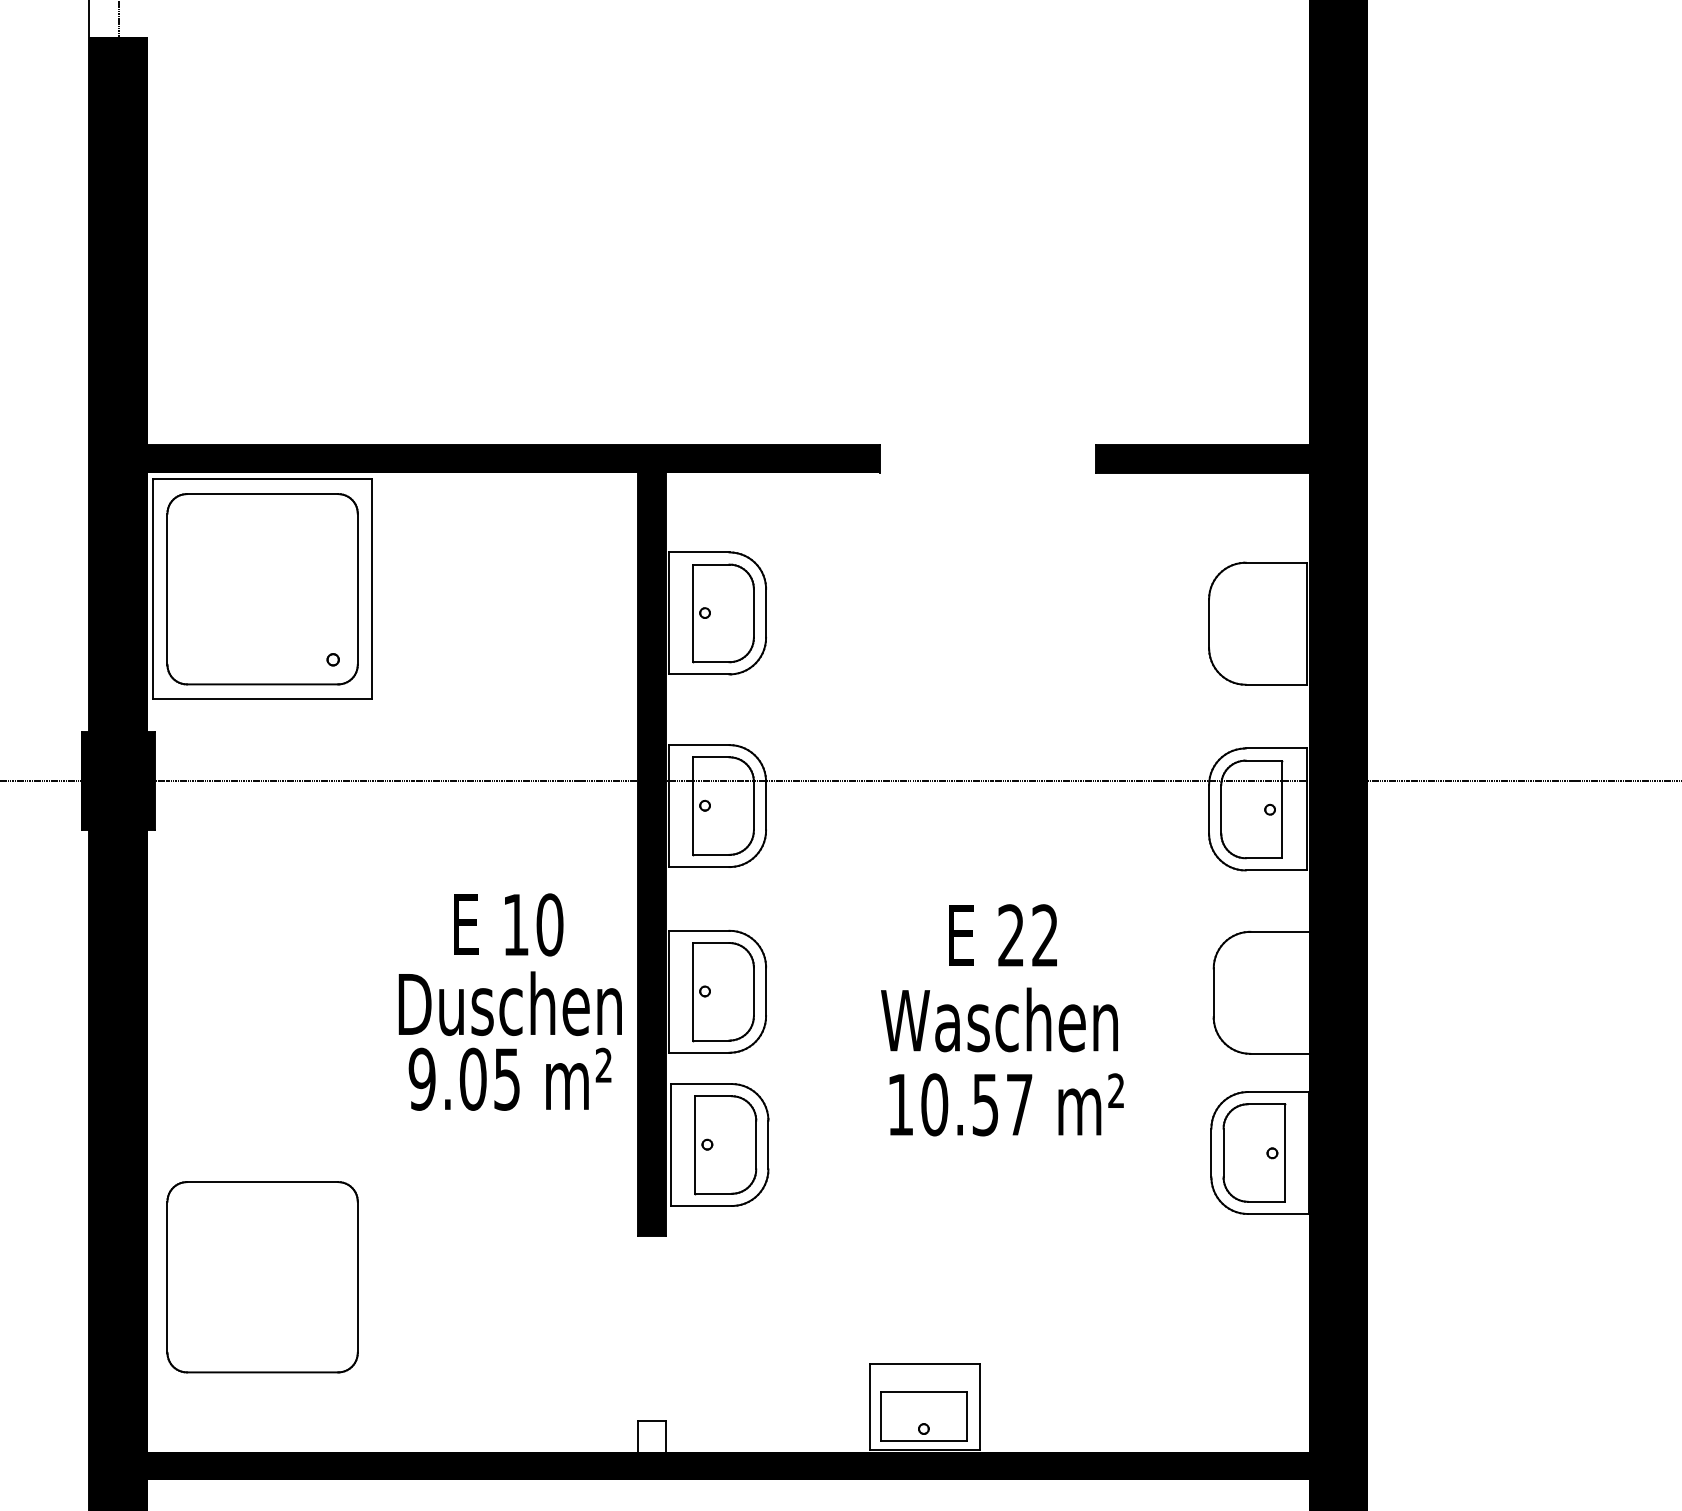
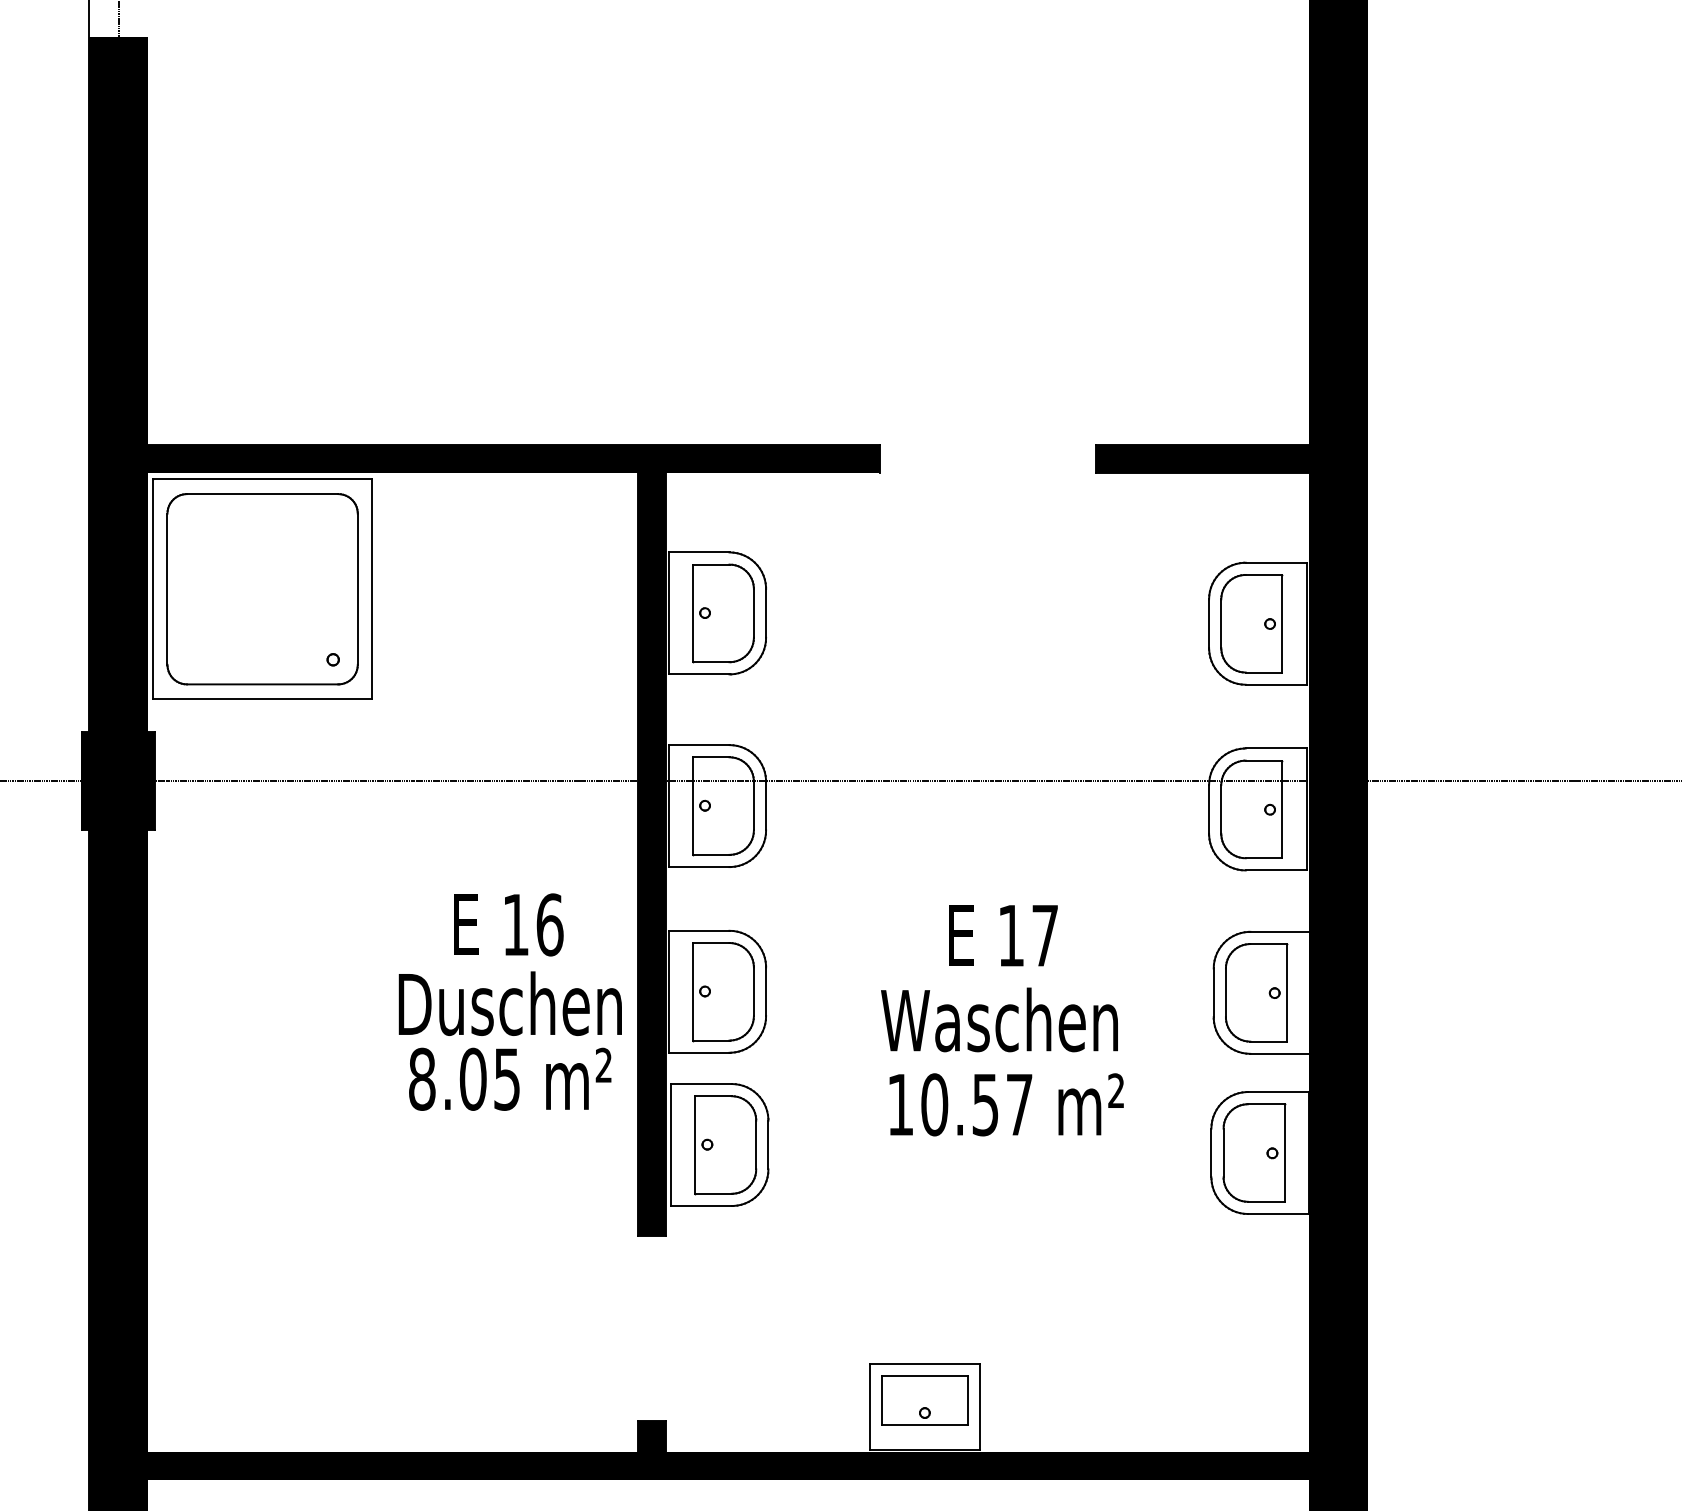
part: none -> present (1251, 623)
text: 10 -> 16 (549, 924)
text: 22 -> 17 (1027, 935)
part: none -> present (1256, 992)
text: 9.05 -> 8.05 (421, 1078)
part: present -> none (262, 1277)
part position: (923, 1416) -> (924, 1400) (924, 1400)
fill: none -> present (652, 1436)
